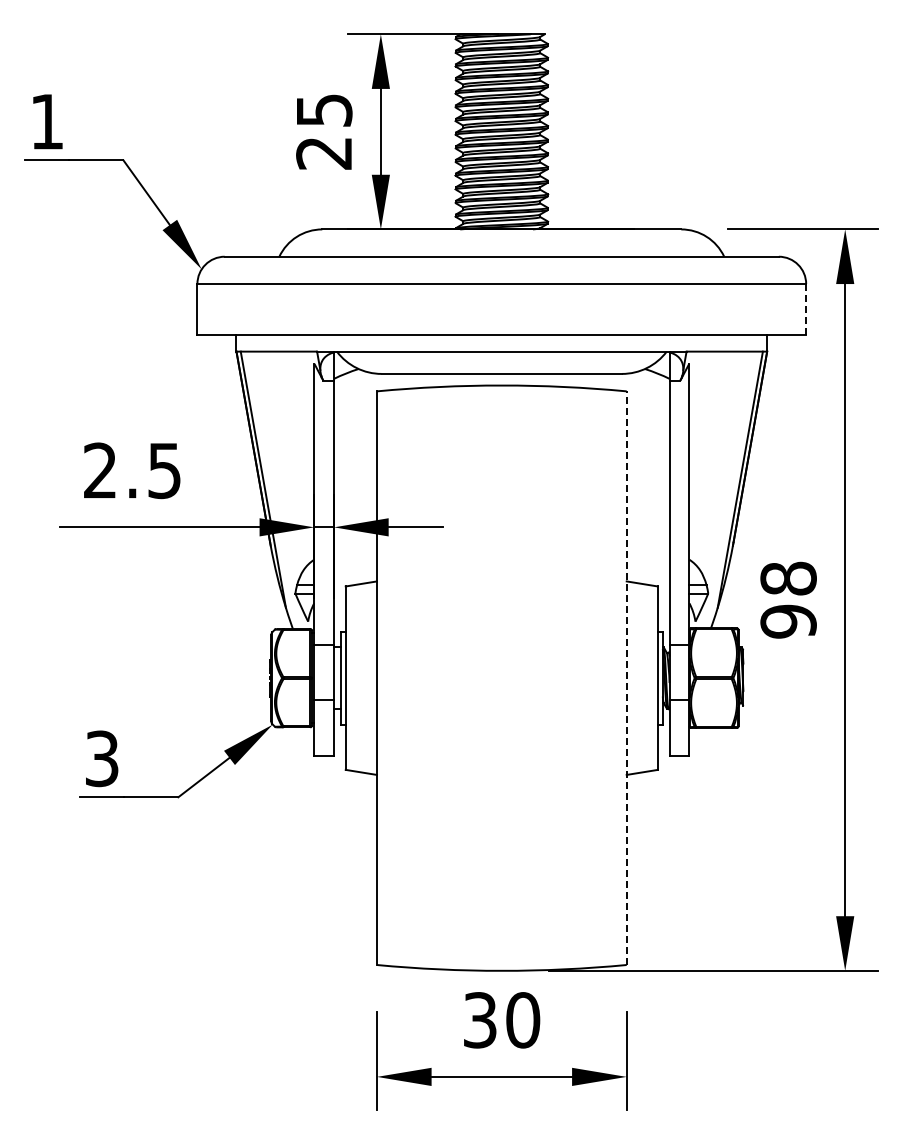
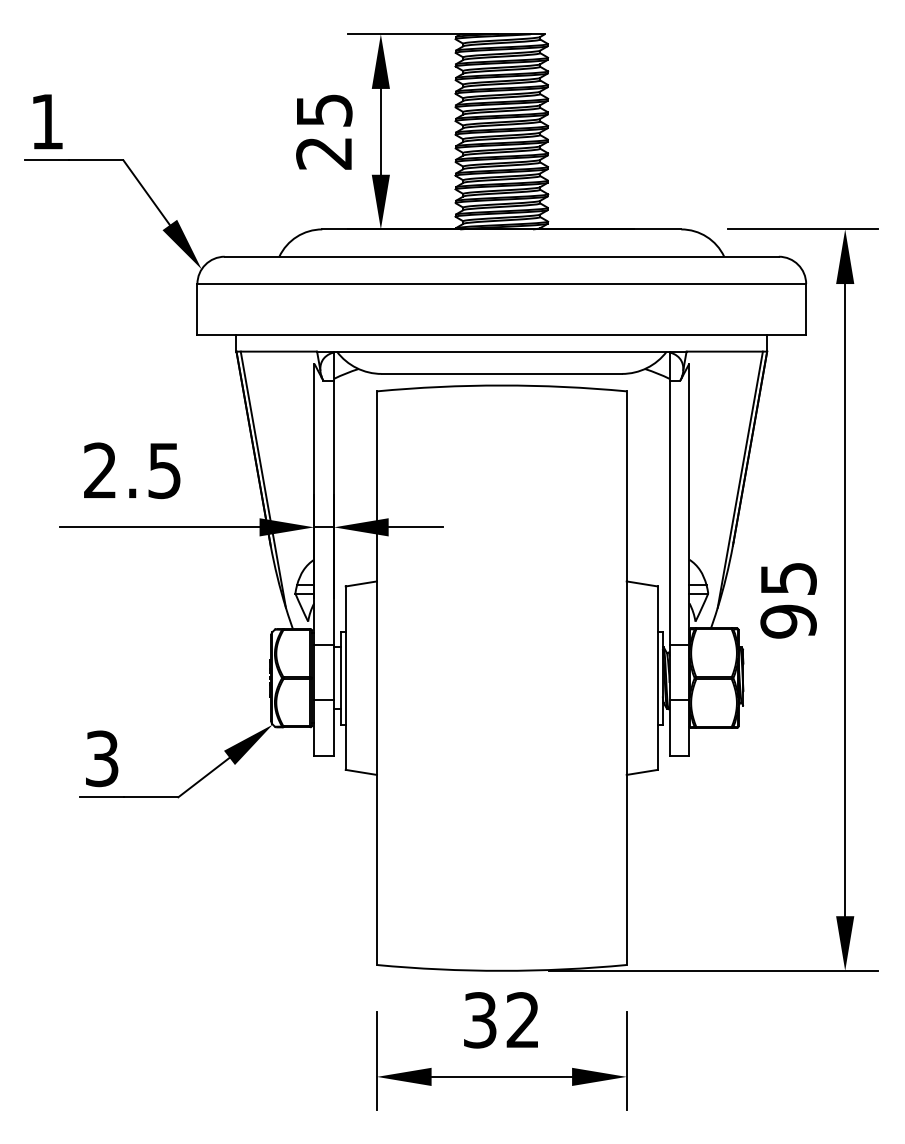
line: dashed -> solid (806, 309)
text: 98 -> 95 (788, 578)
line: dashed -> solid (626, 678)
text: 30 -> 32 (523, 1020)
